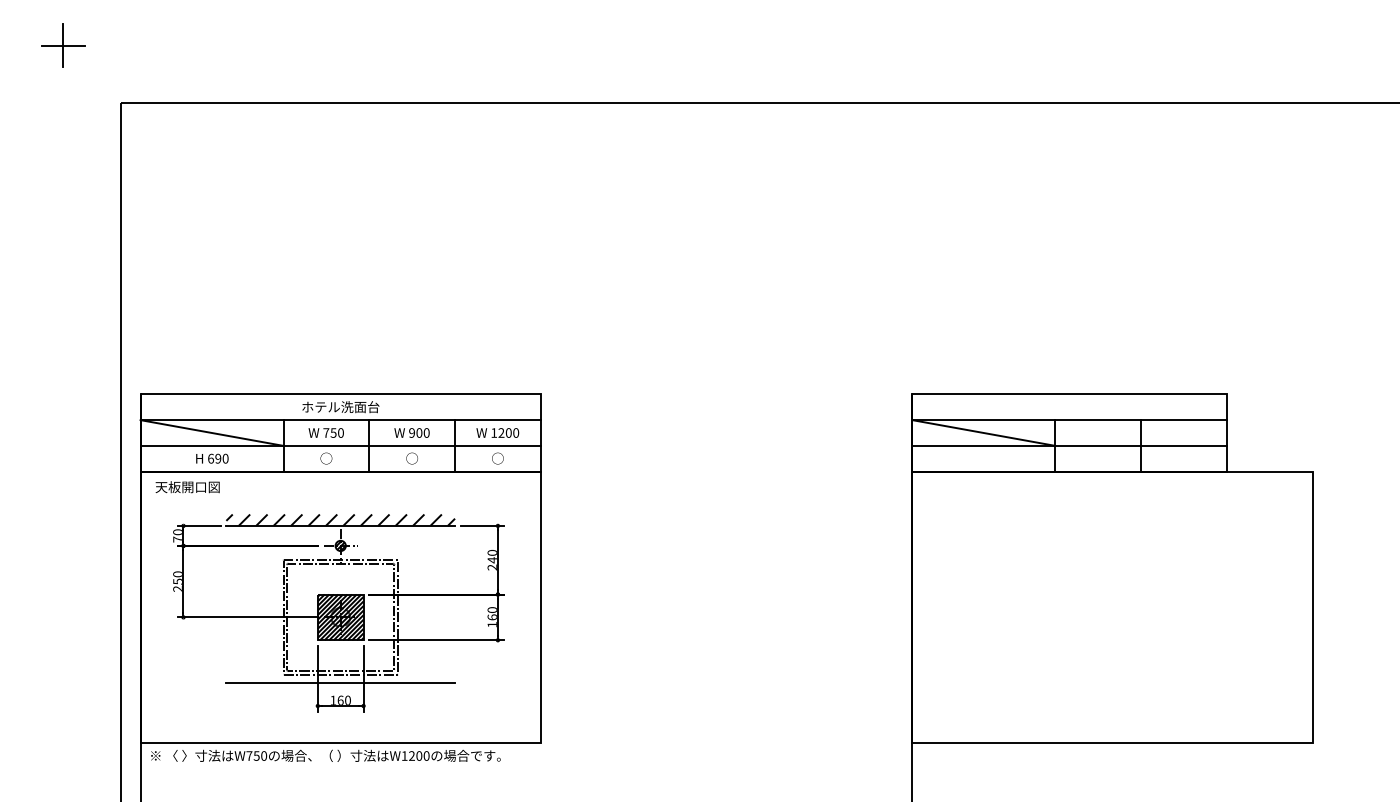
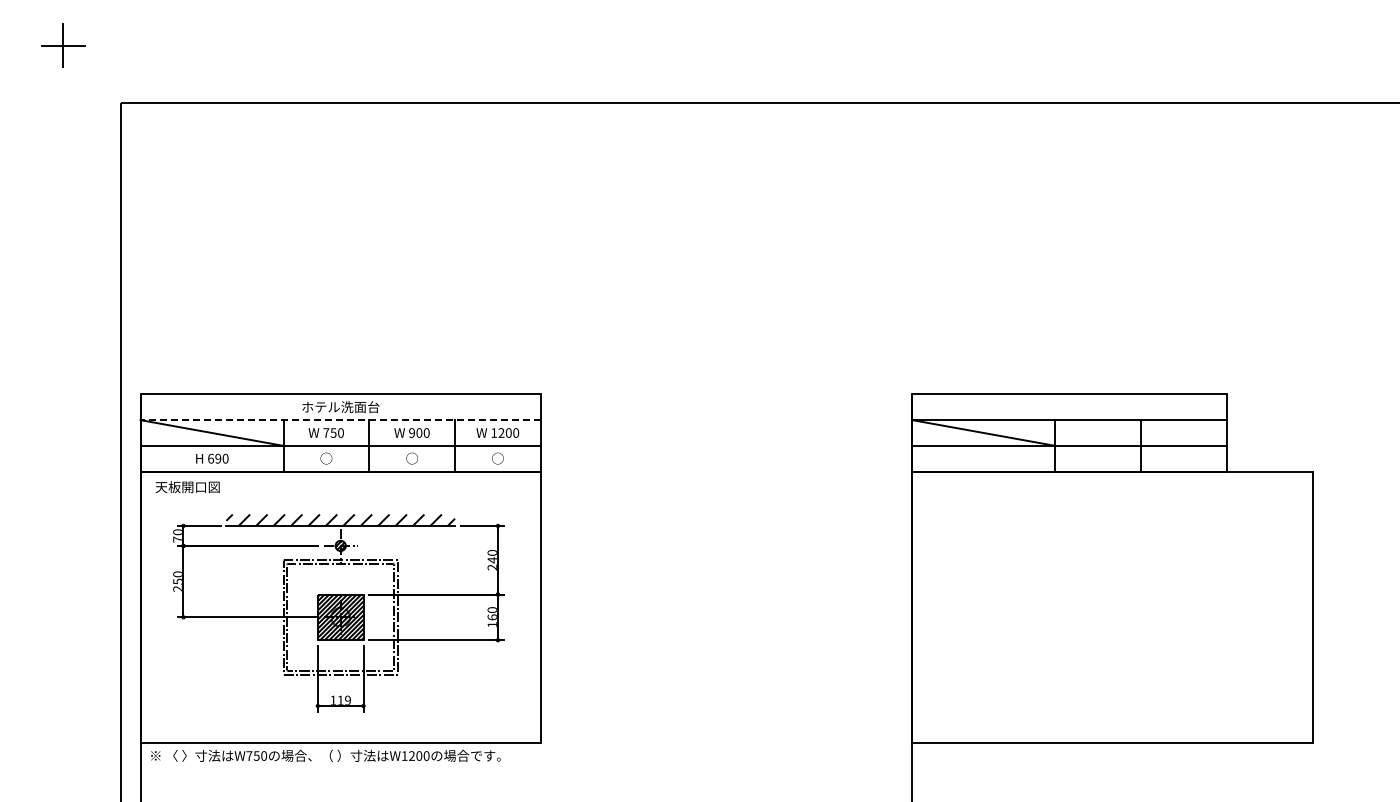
line: solid -> dashed (340, 420)
line: present -> none (340, 683)
text: 160 -> 119 (343, 699)
